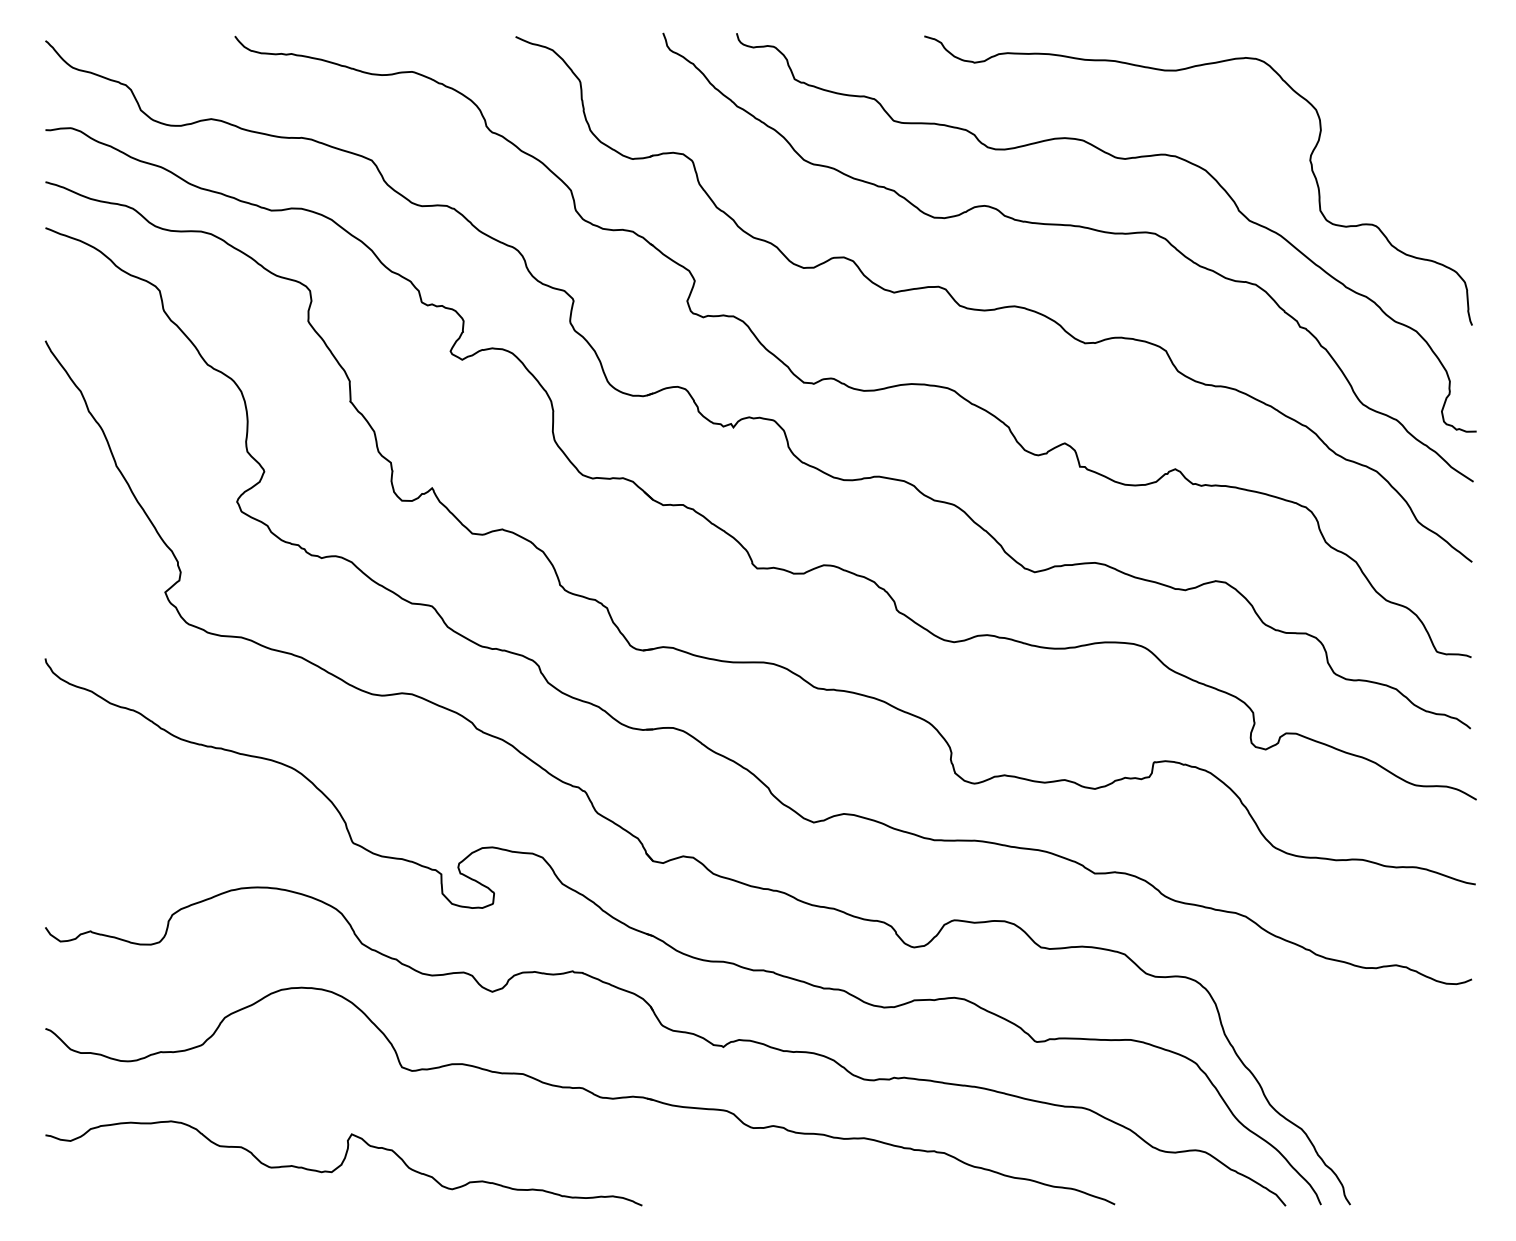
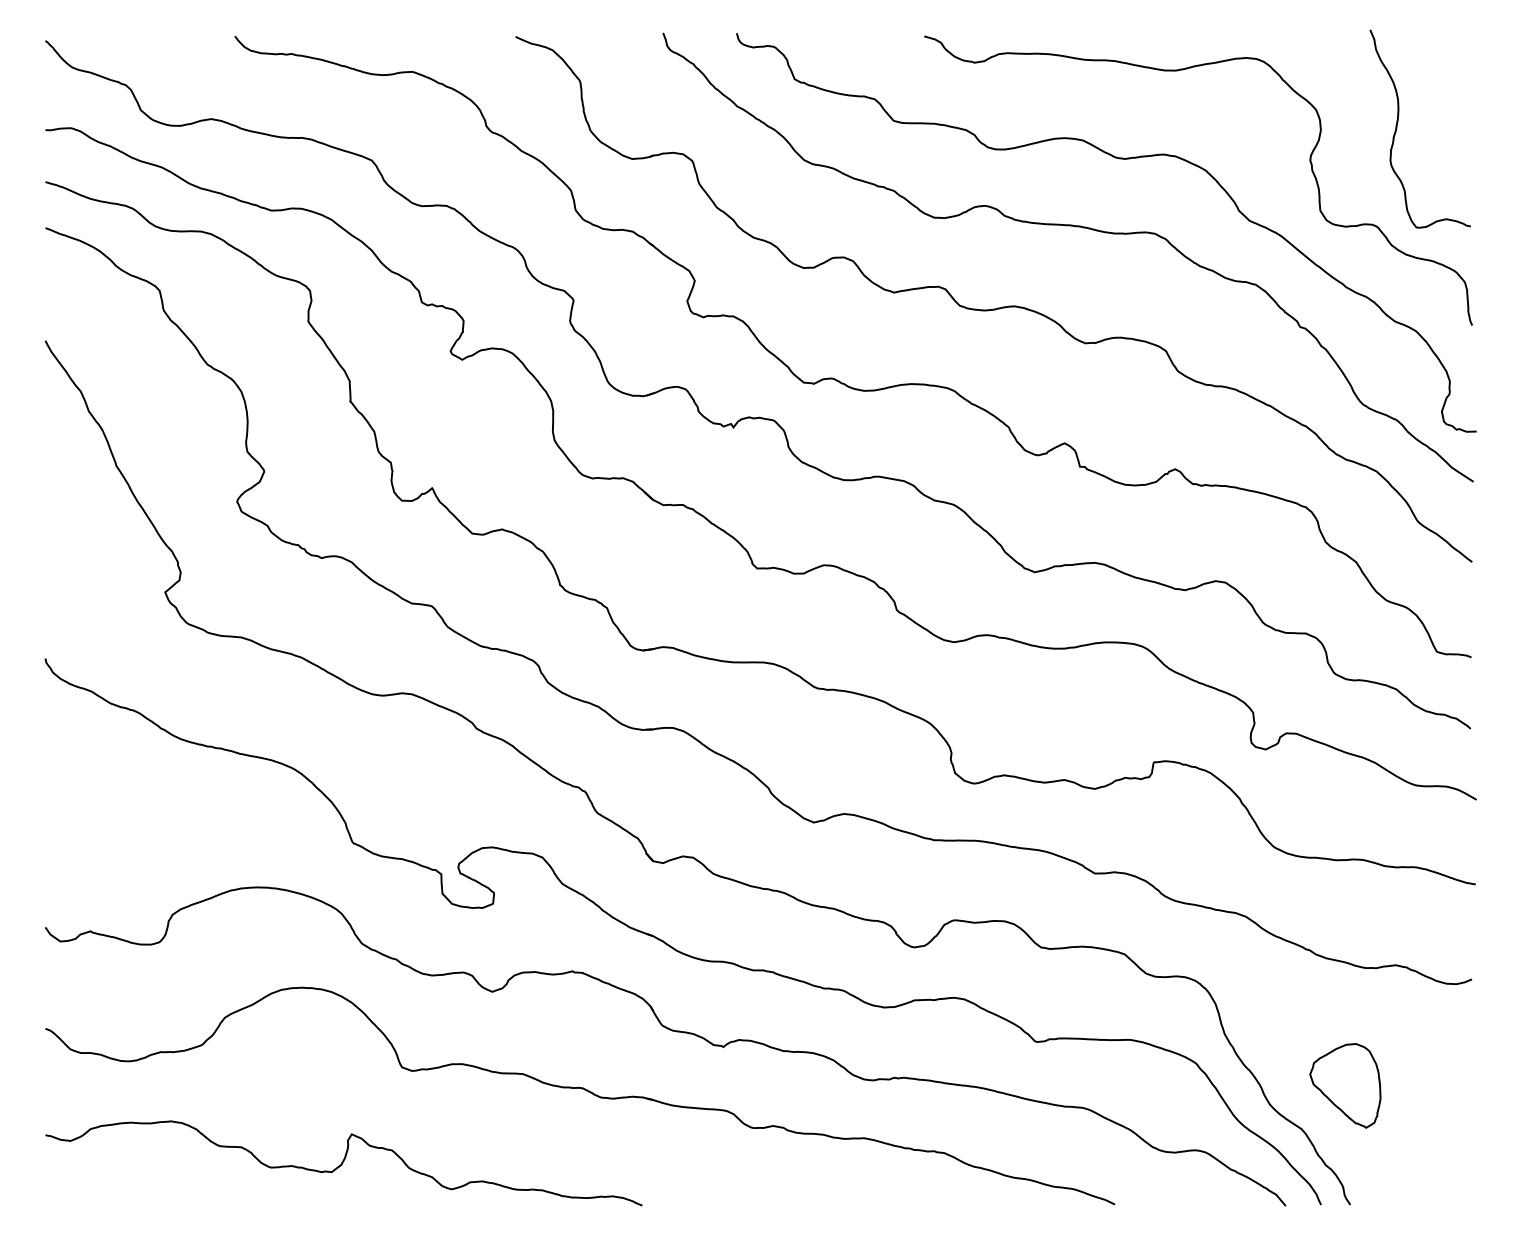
curve: none -> present (1398, 122)
part: none -> present (1345, 1085)
